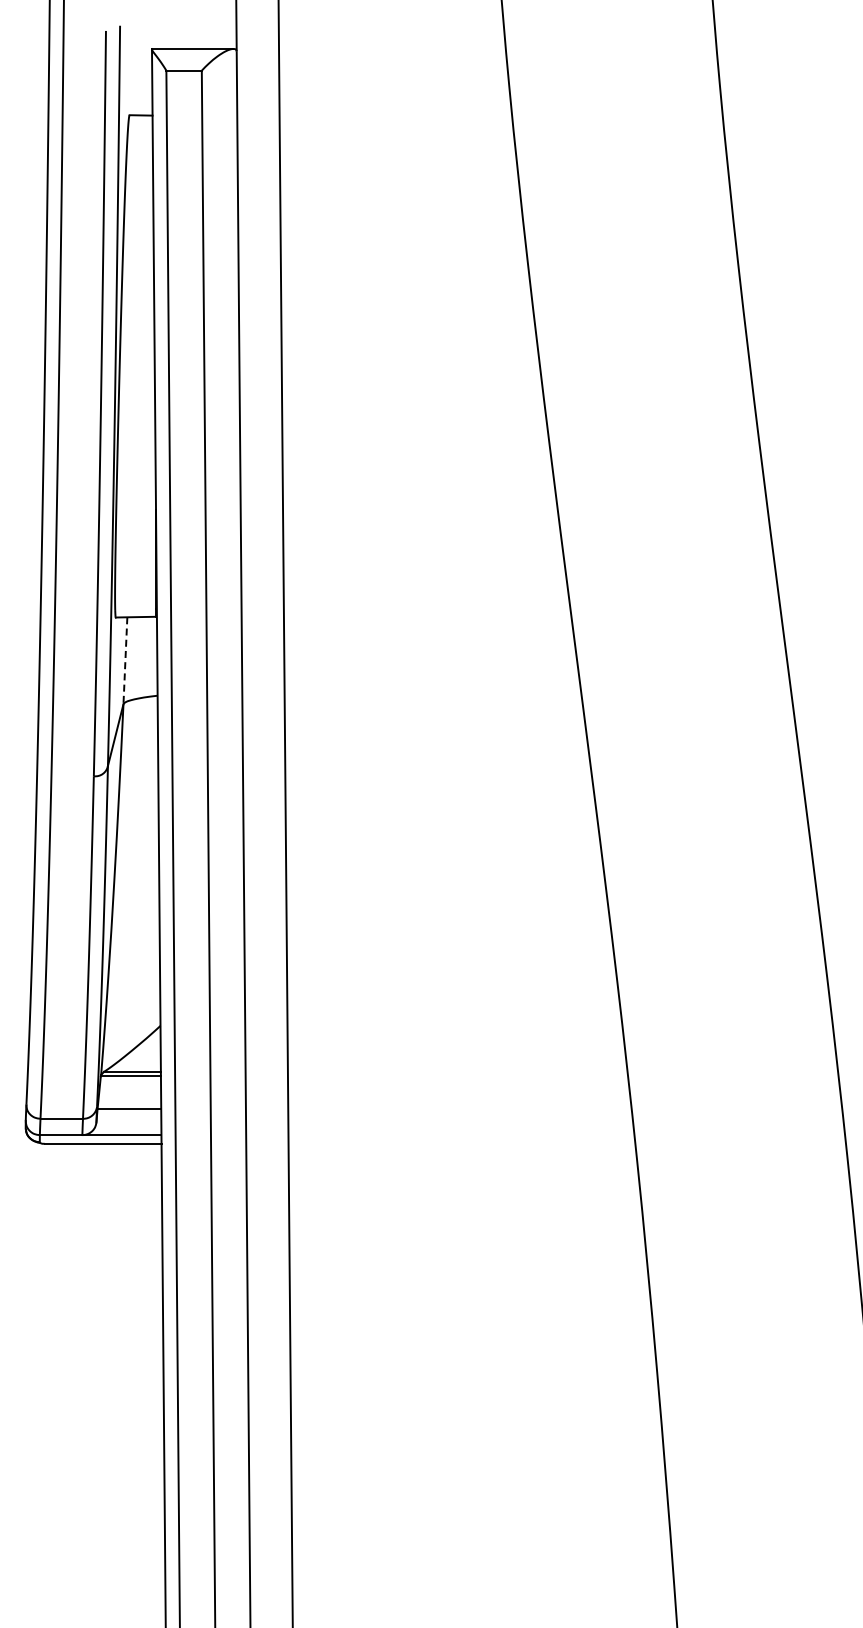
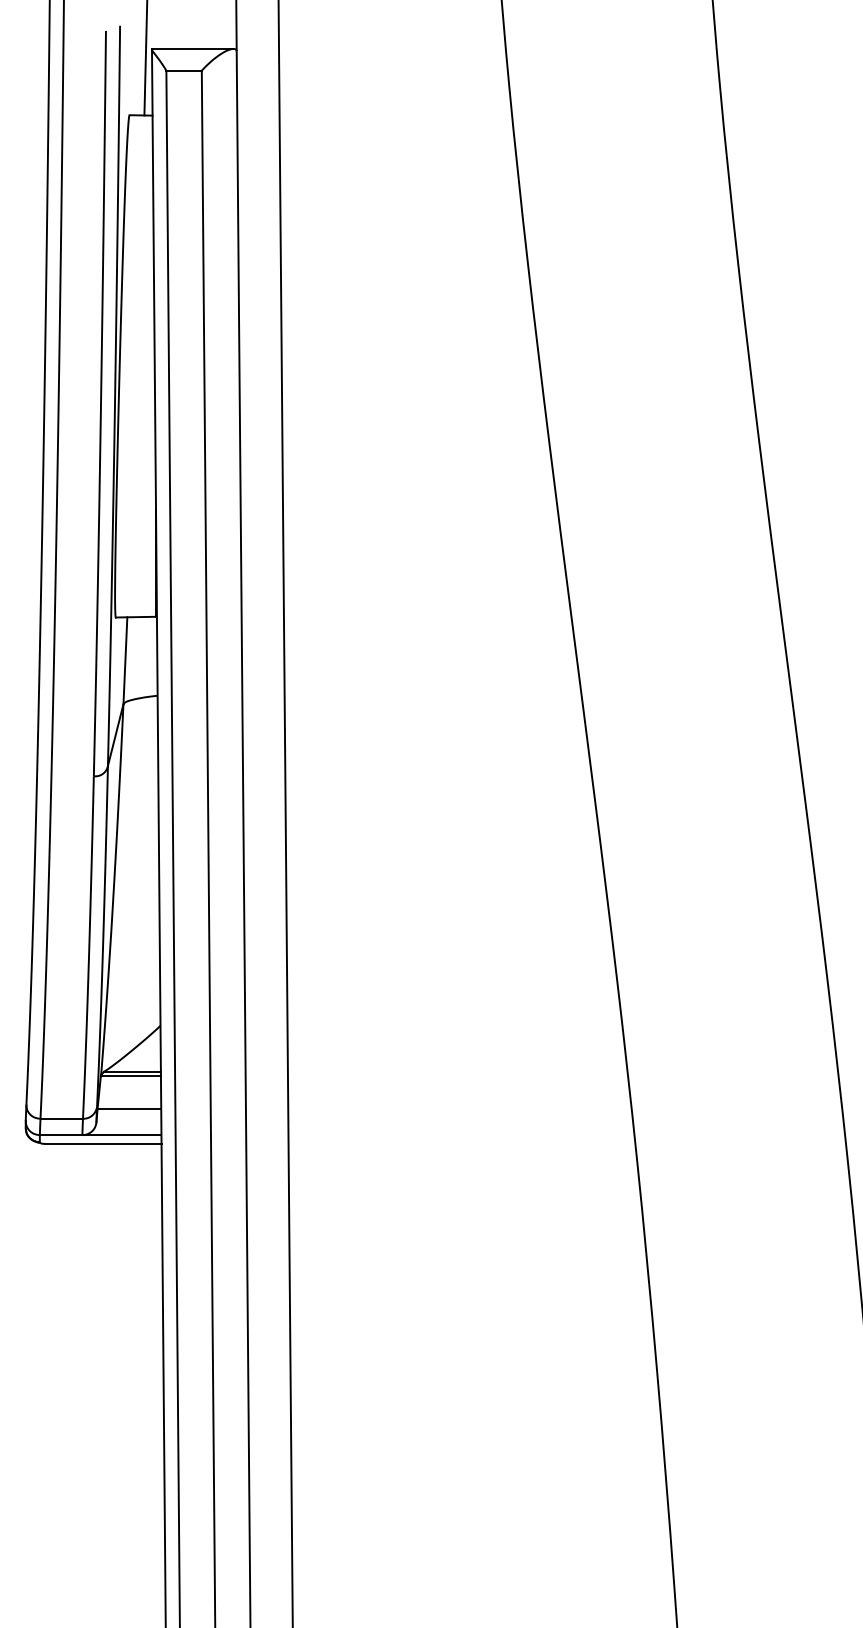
line: none -> present (145, 58)
line: dashed -> solid (125, 661)
